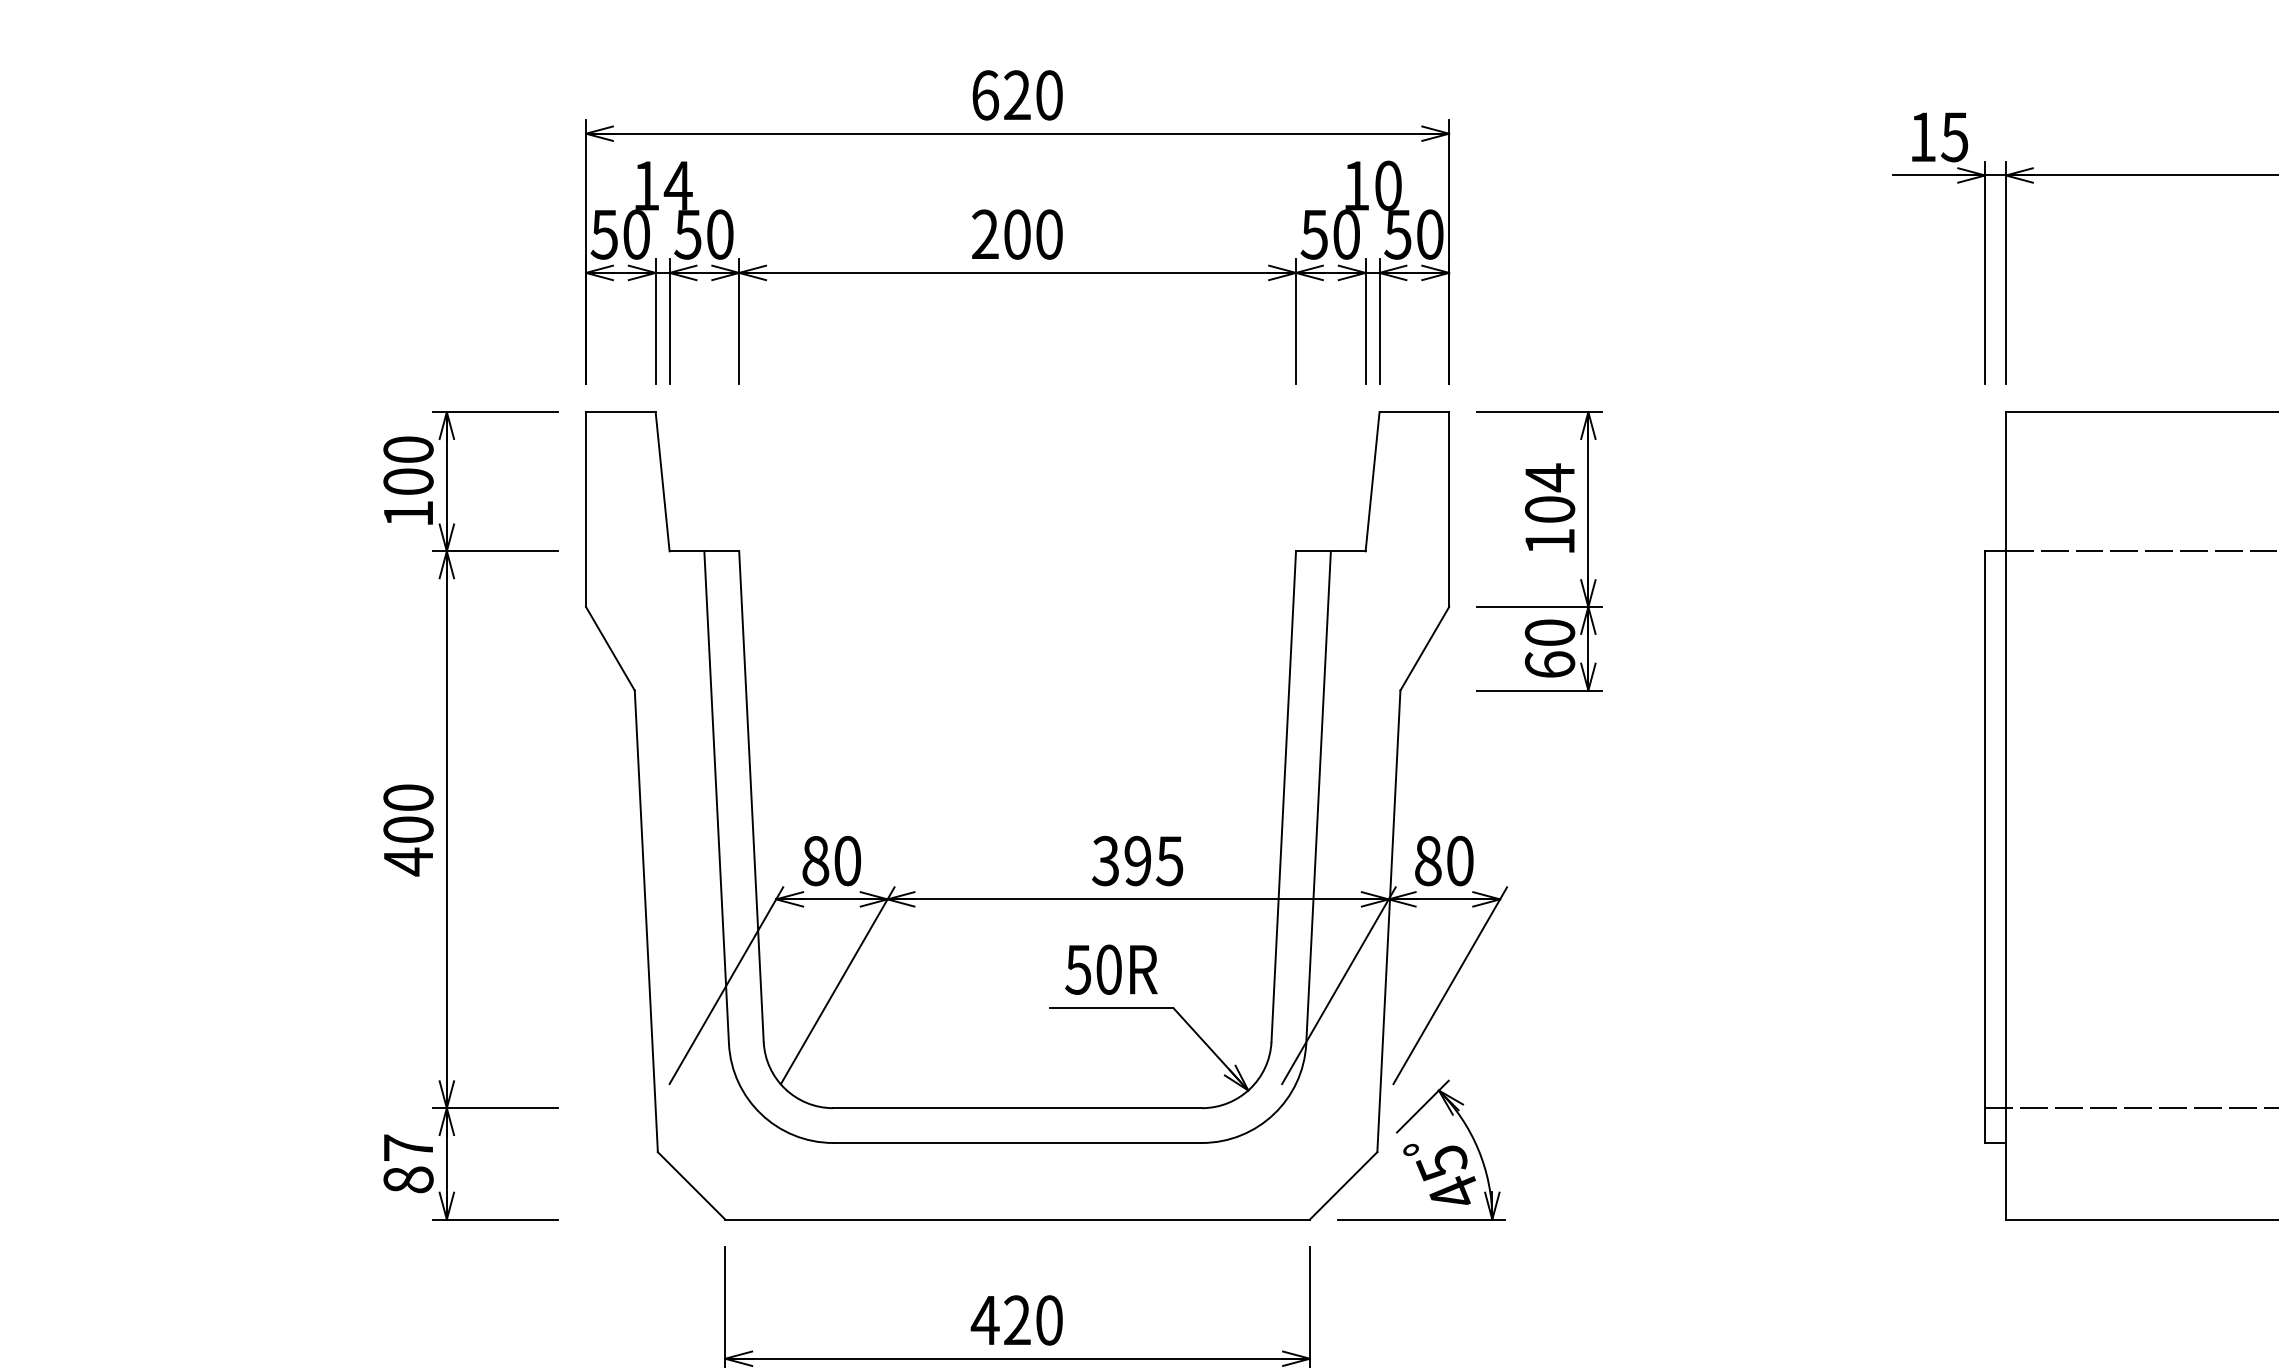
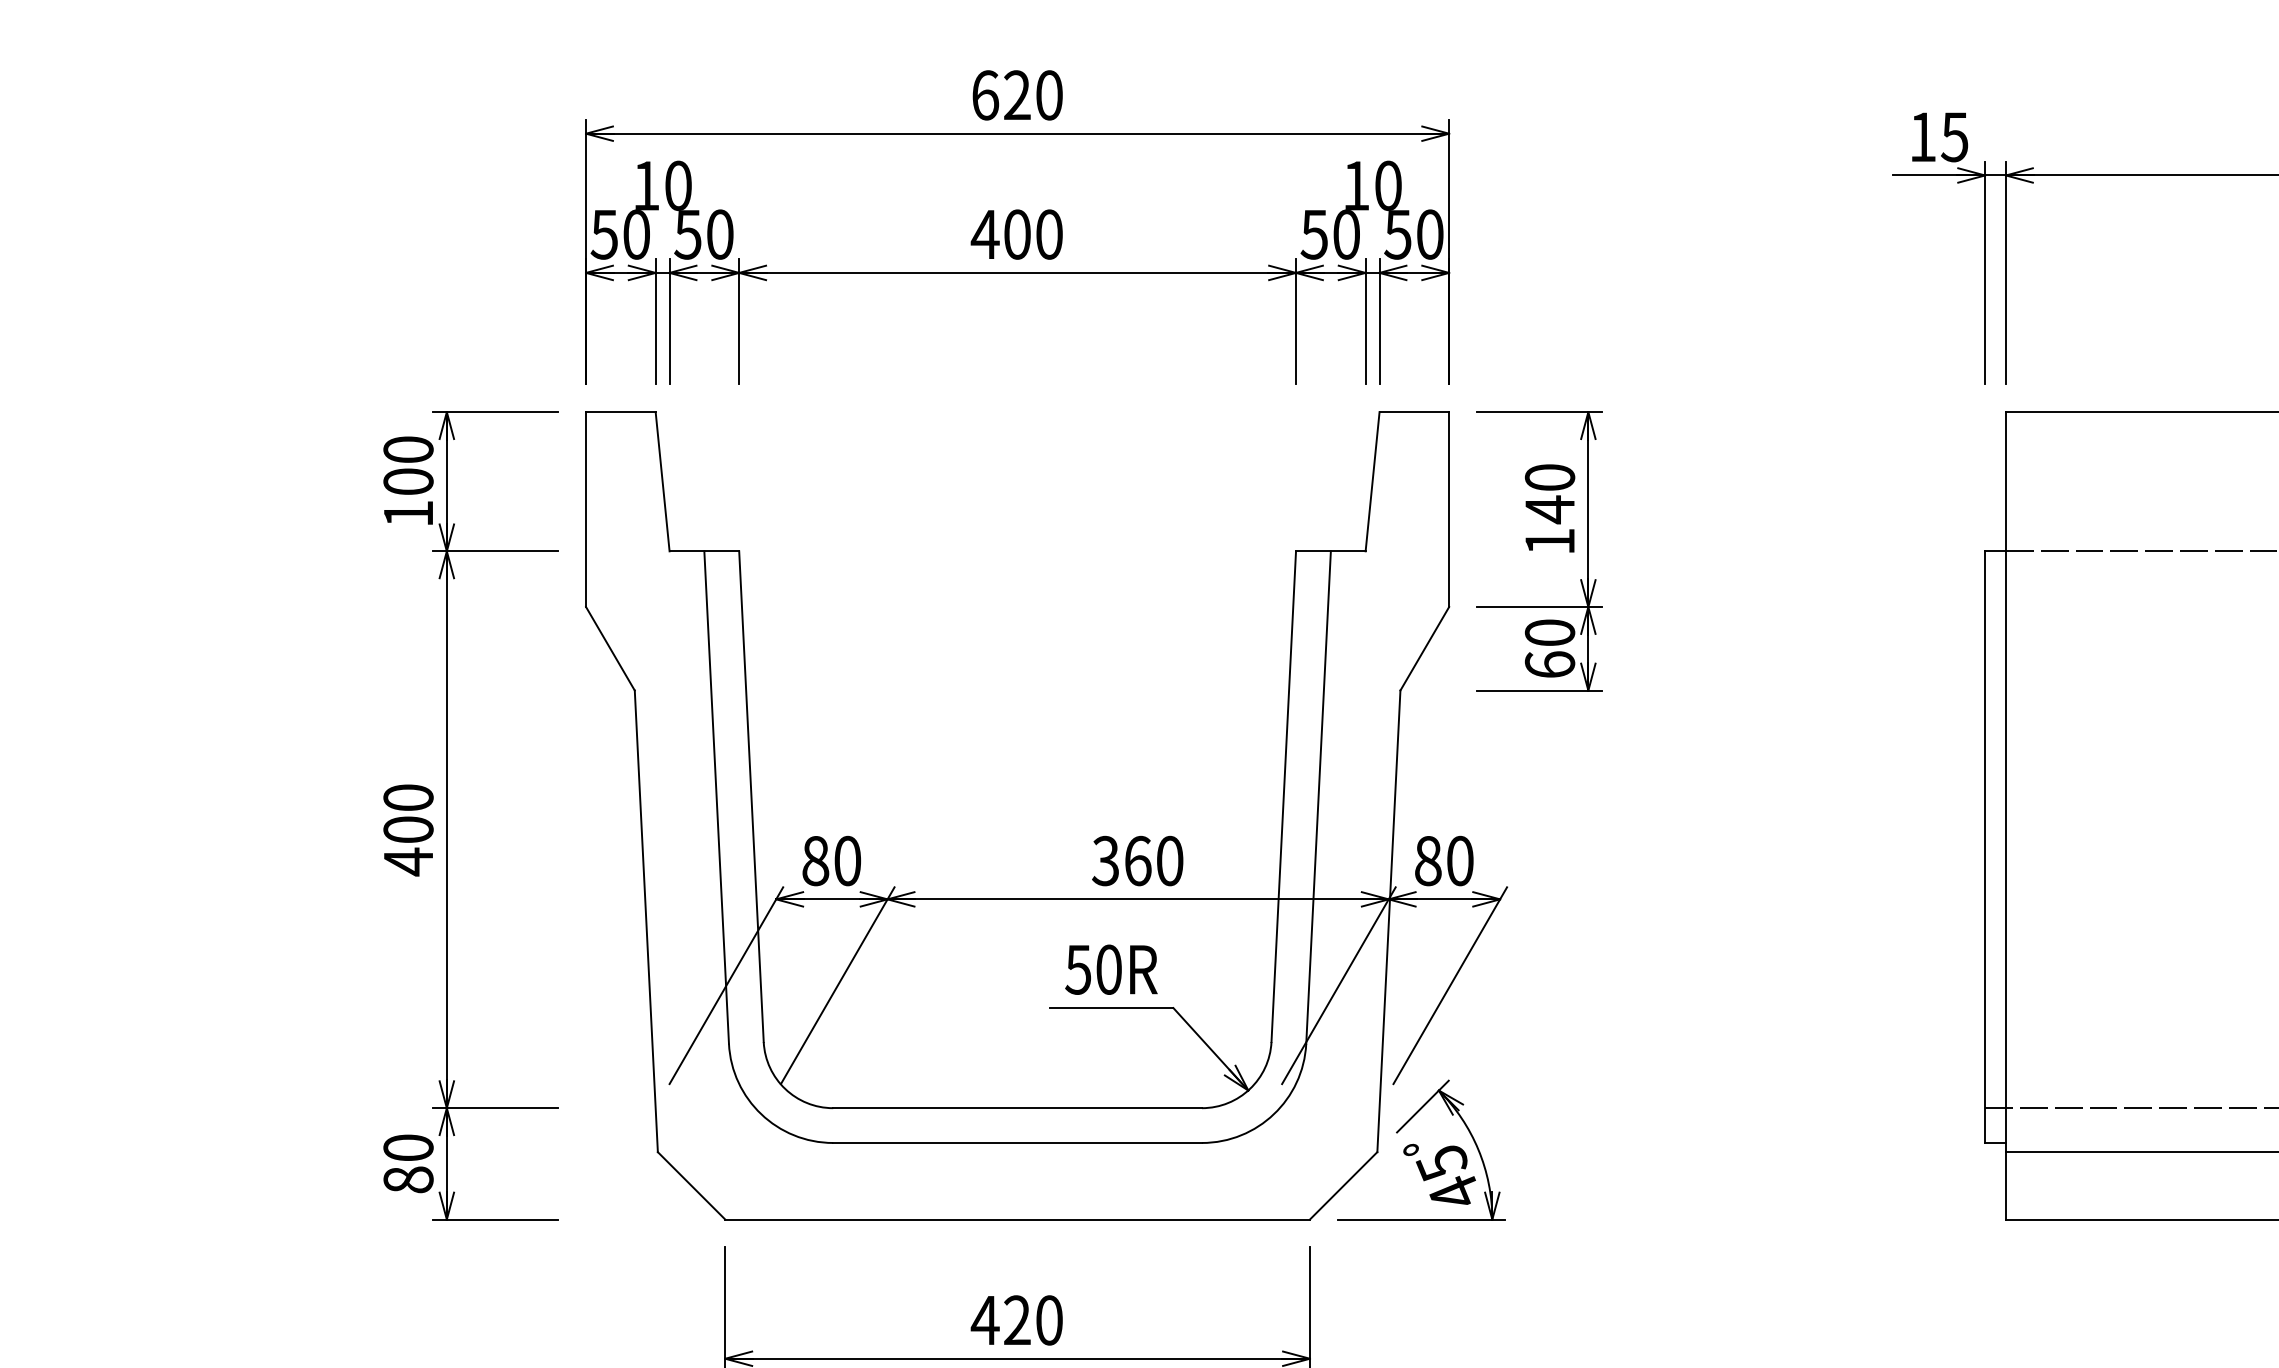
text: 14 -> 10 (677, 185)
text: 200 -> 400 (984, 233)
text: 104 -> 140 (1549, 493)
text: 395 -> 360 (1153, 860)
text: 87 -> 80 (408, 1147)
line: none -> present (2140, 1152)
